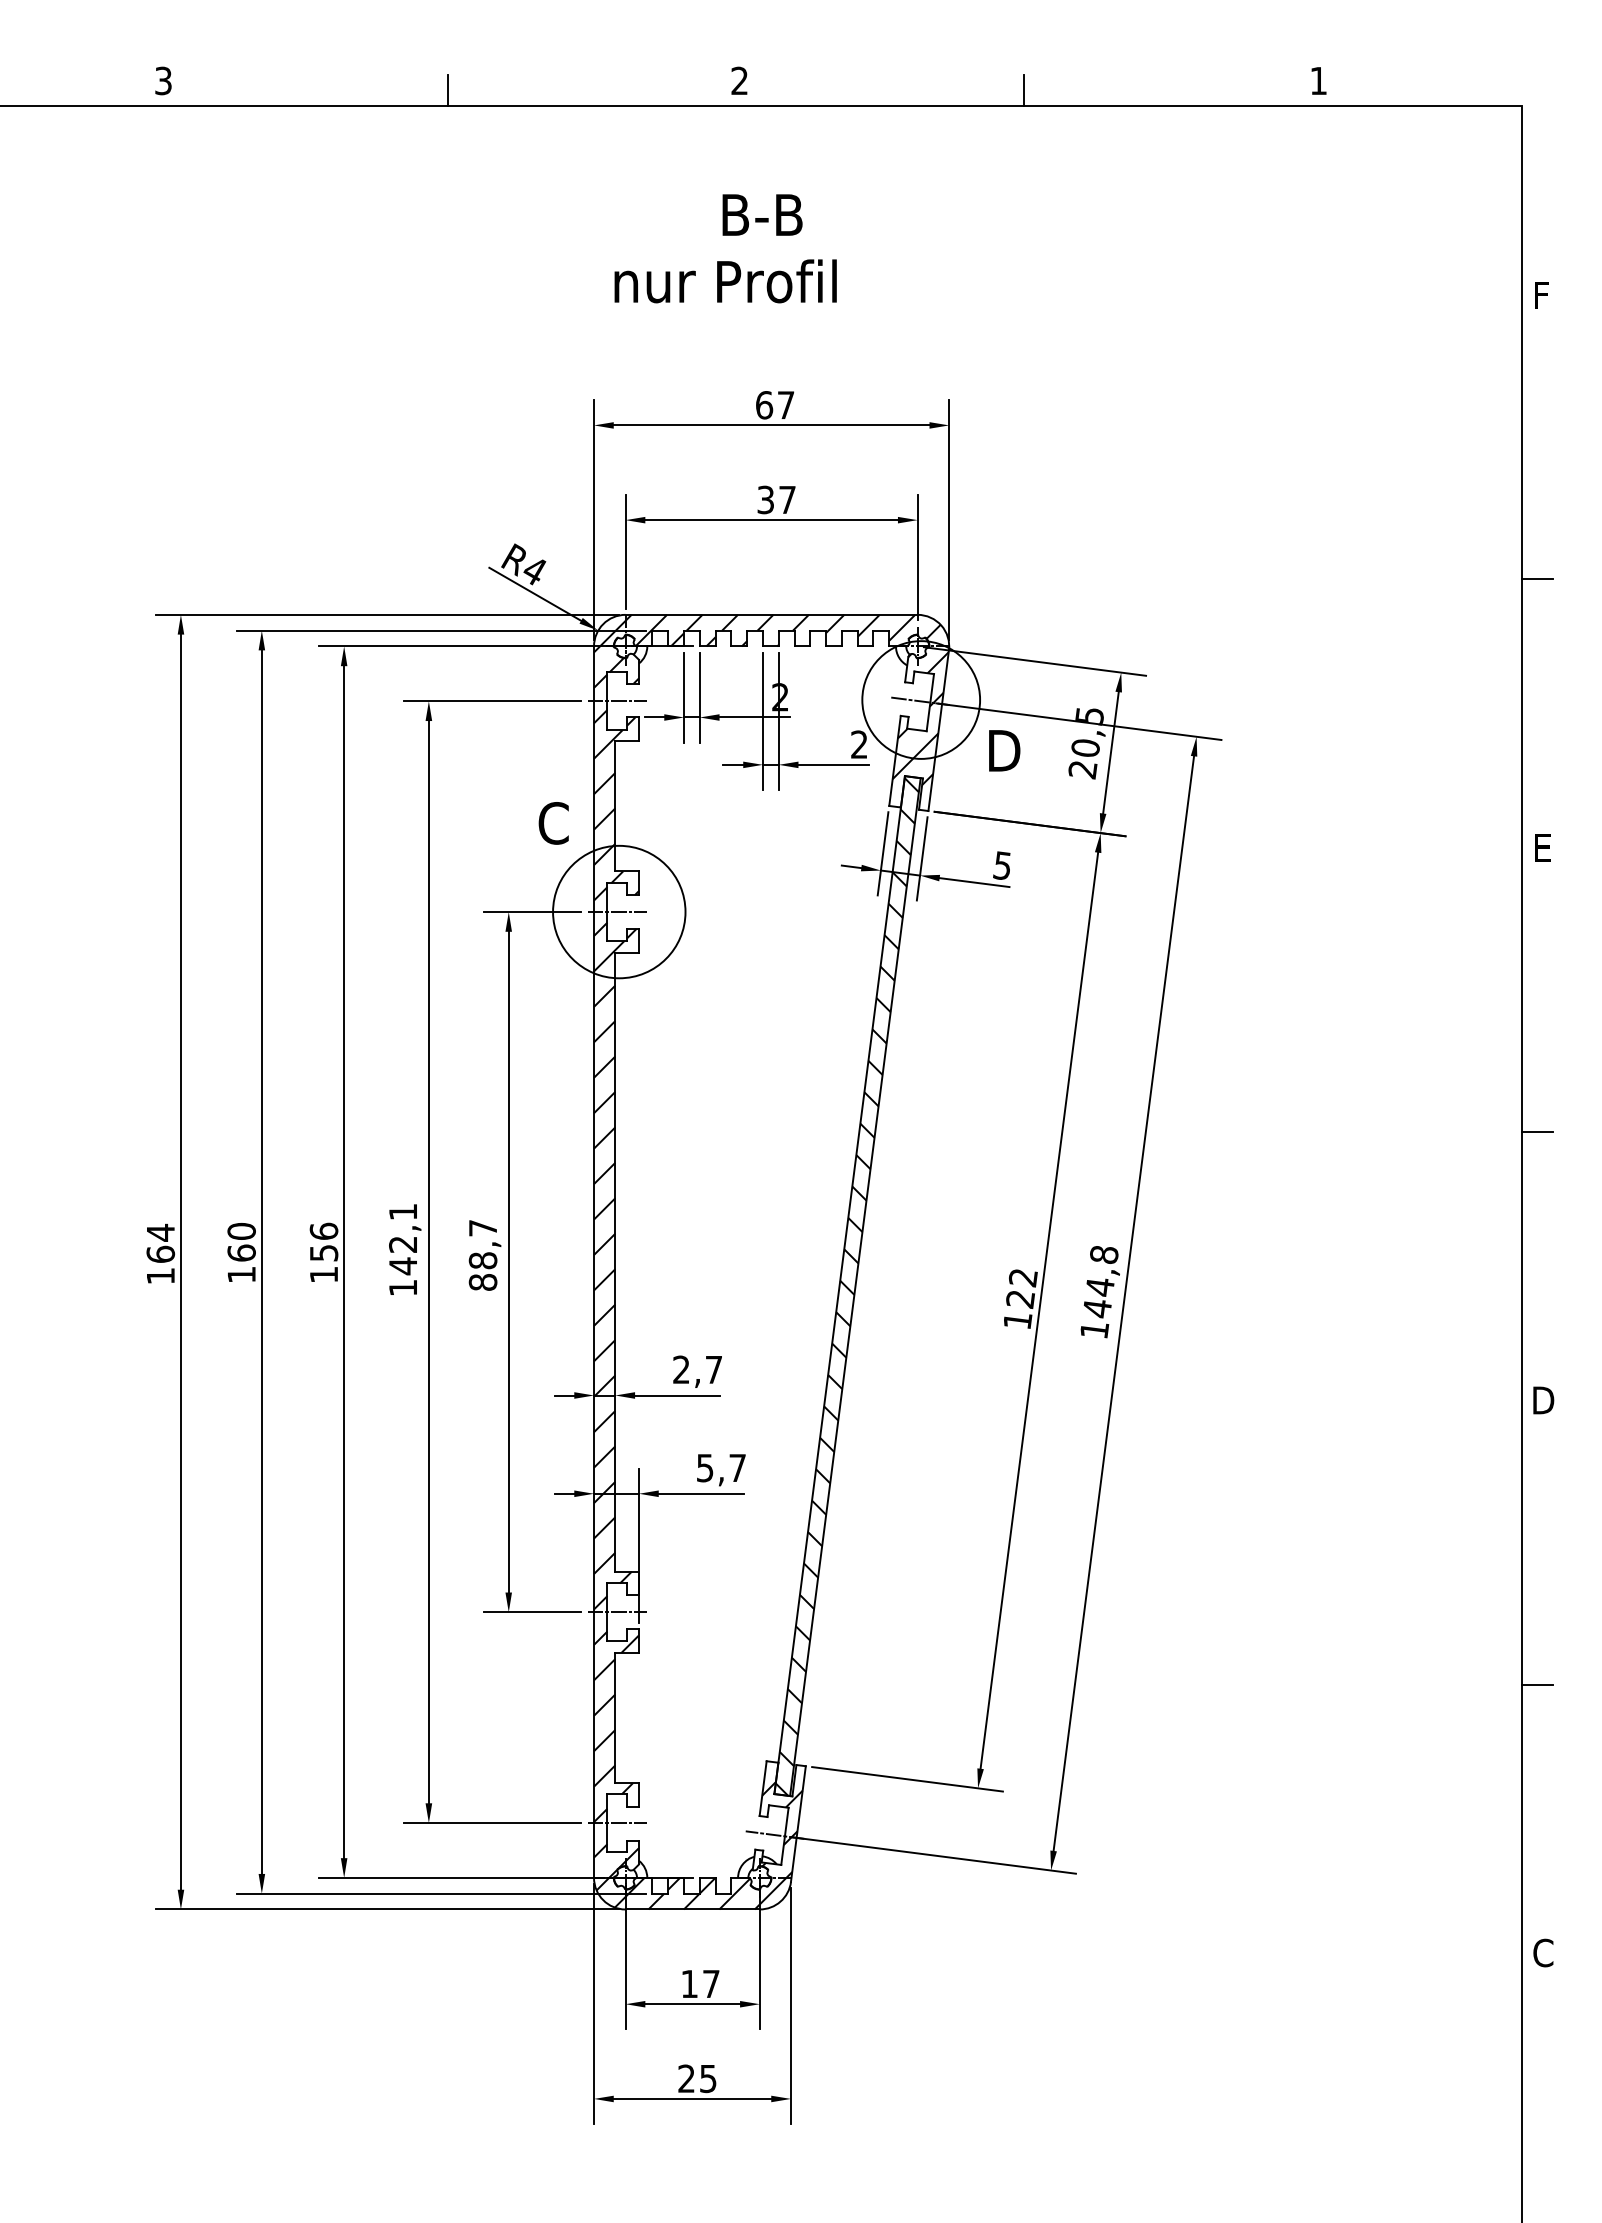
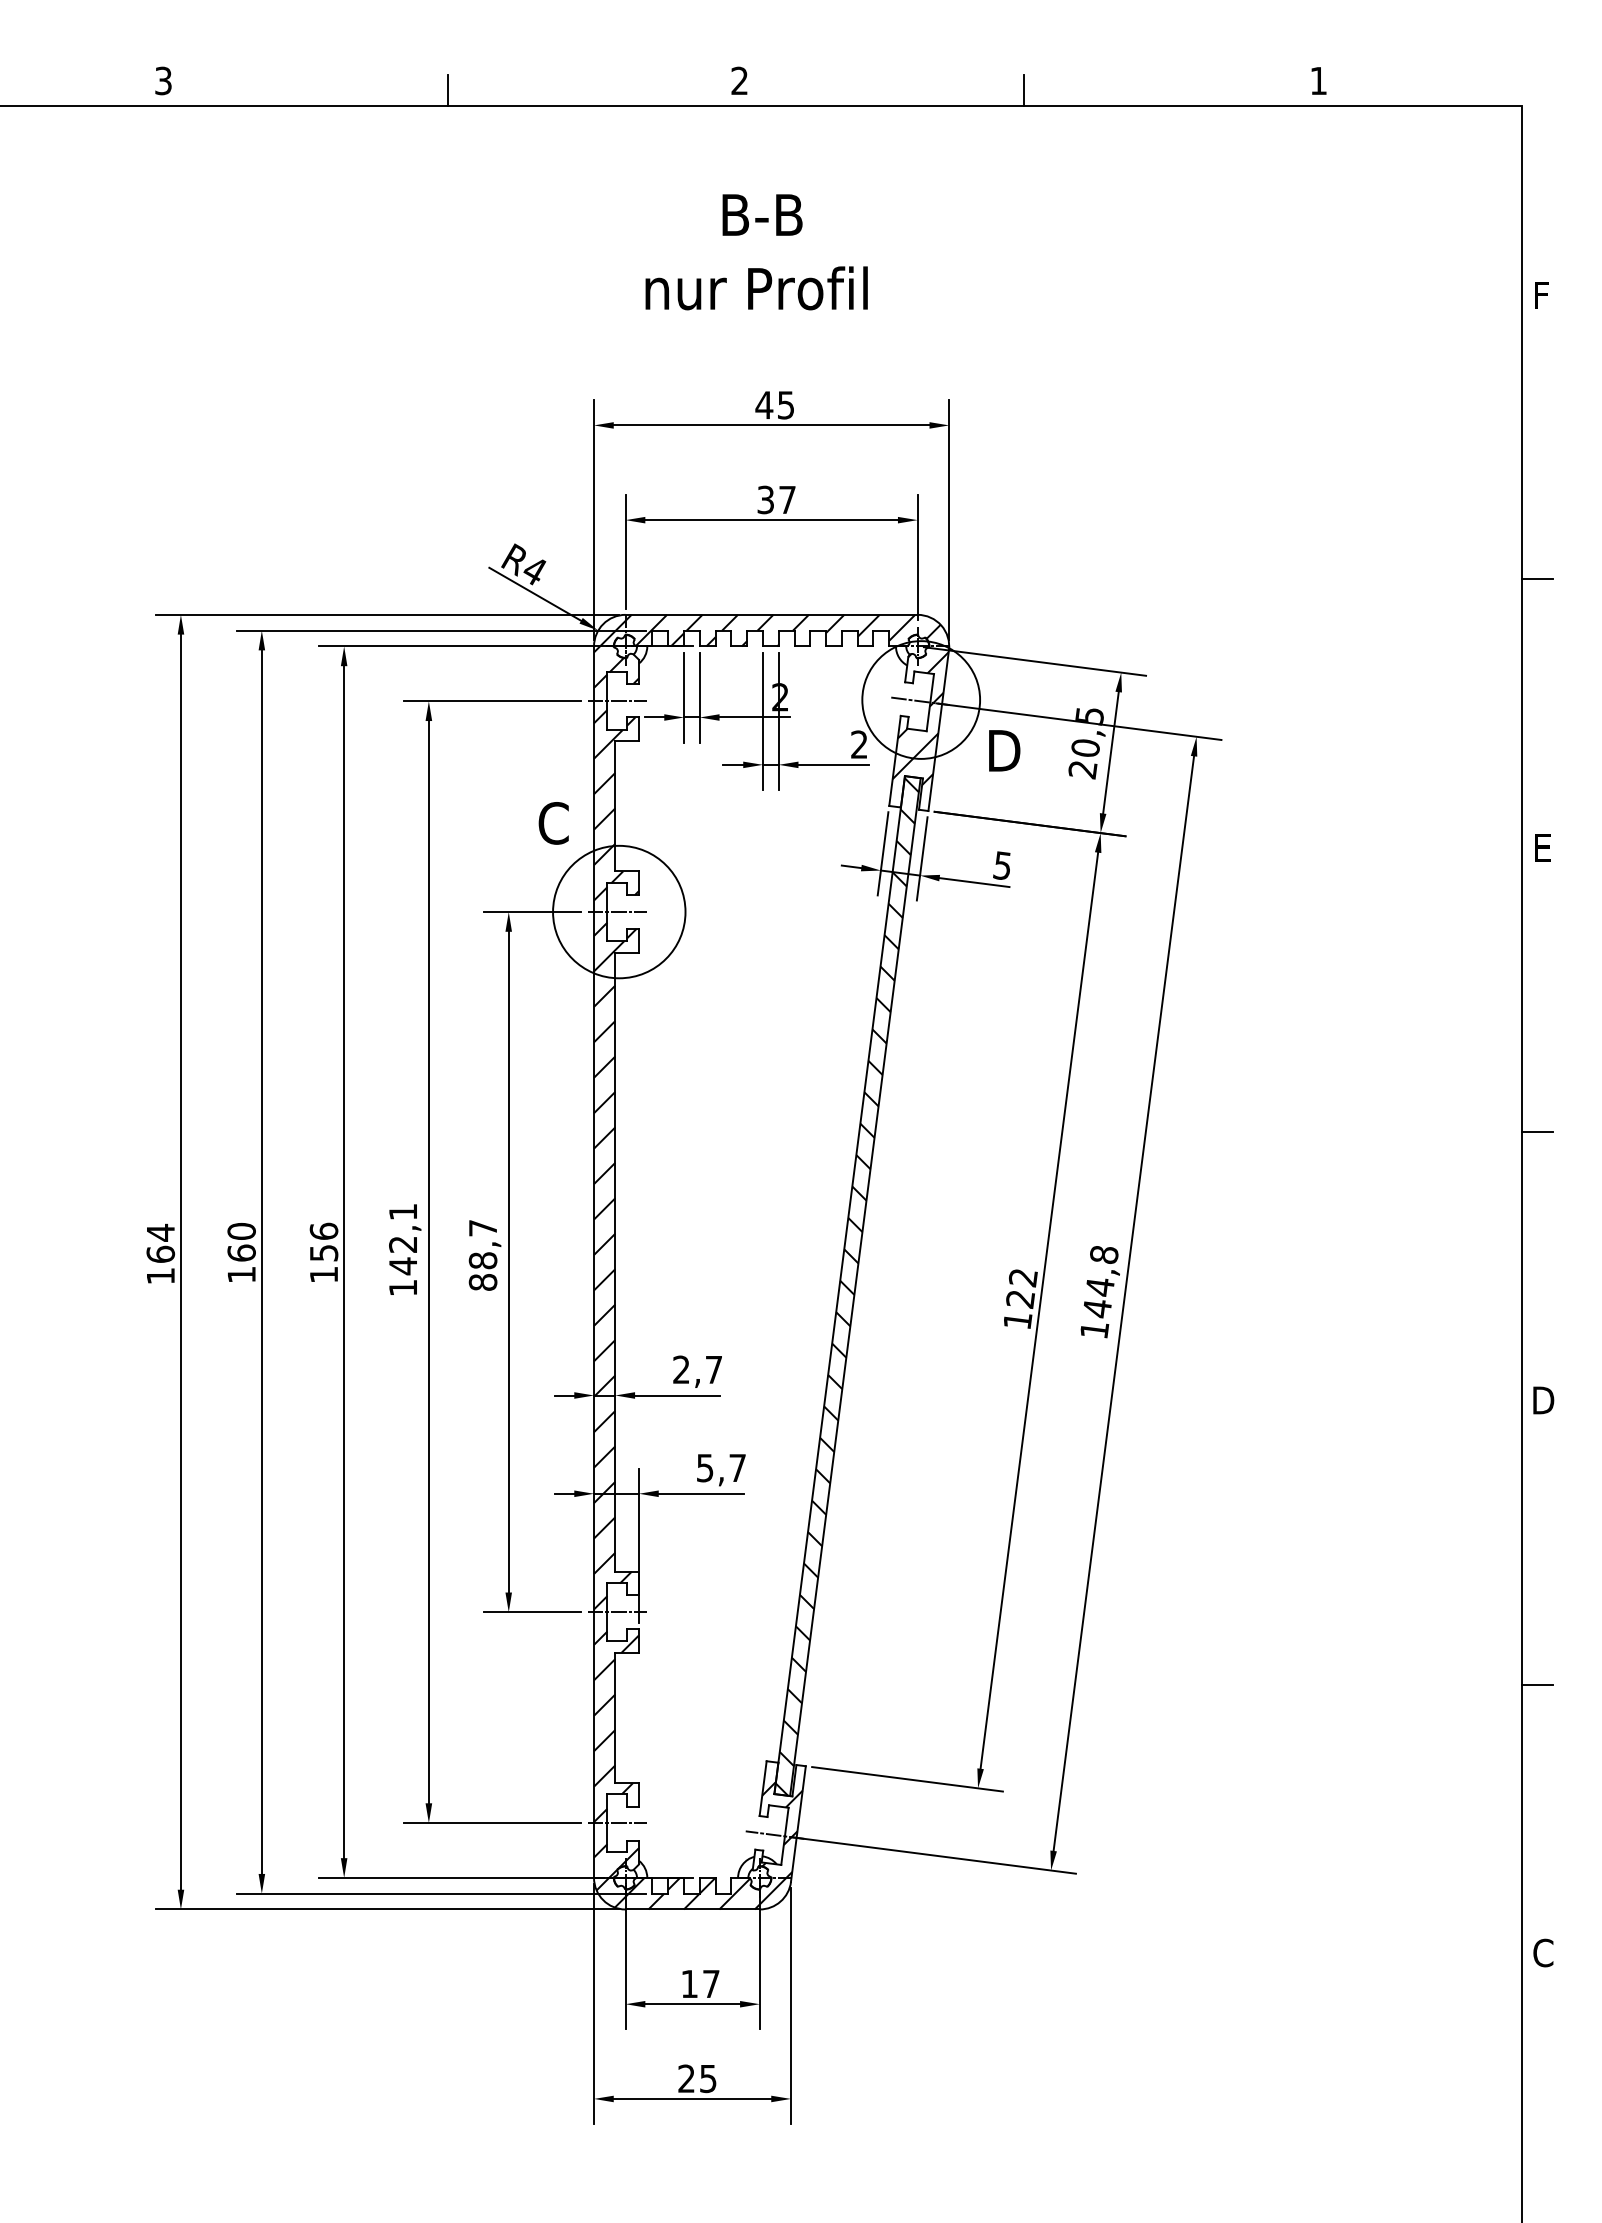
text position: (725, 281) -> (756, 288) (756, 288)
text: 67 -> 45 (774, 405)
